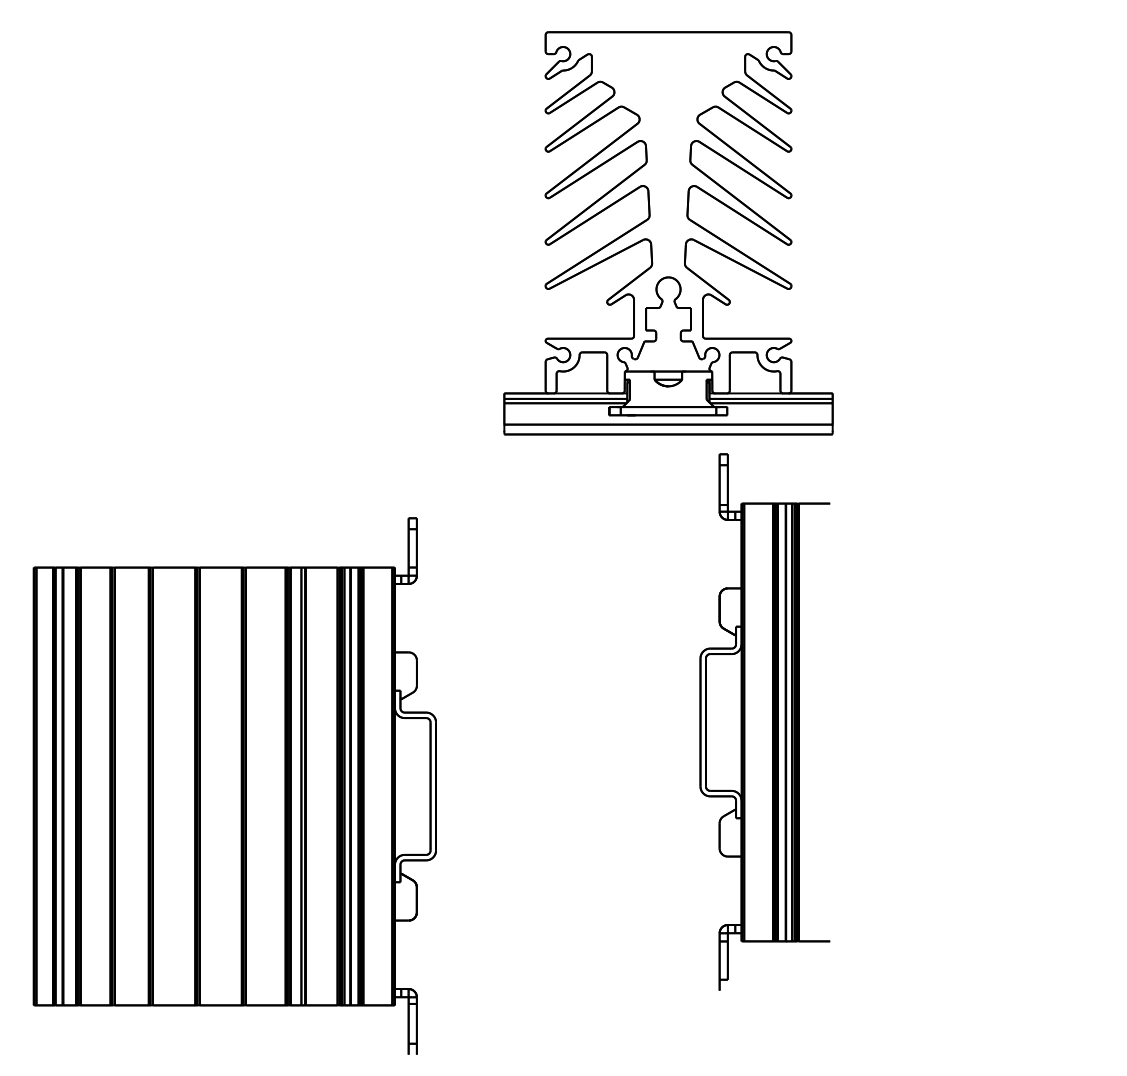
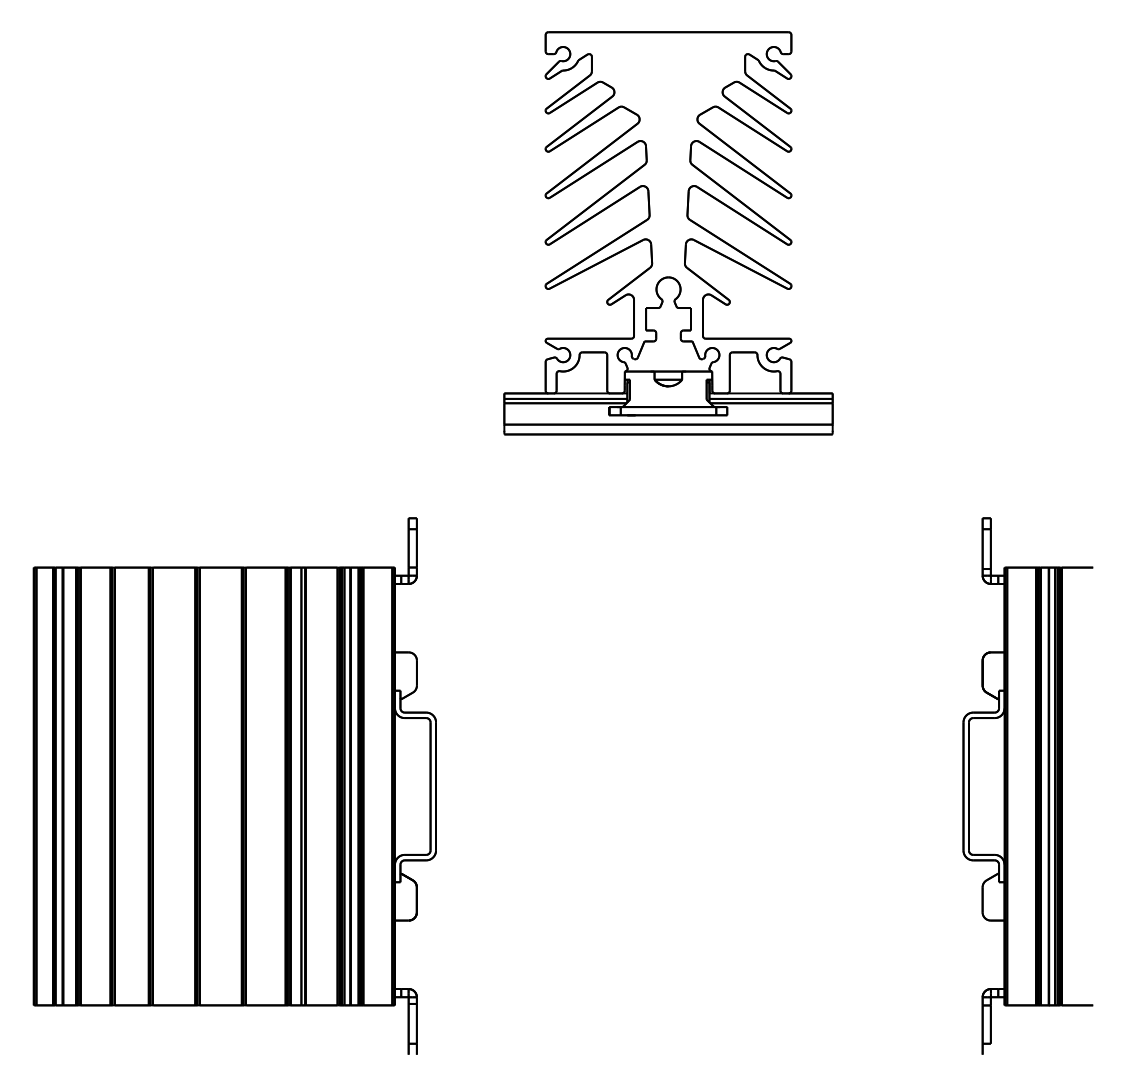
part position: (764, 721) -> (1027, 785) (1027, 785)
